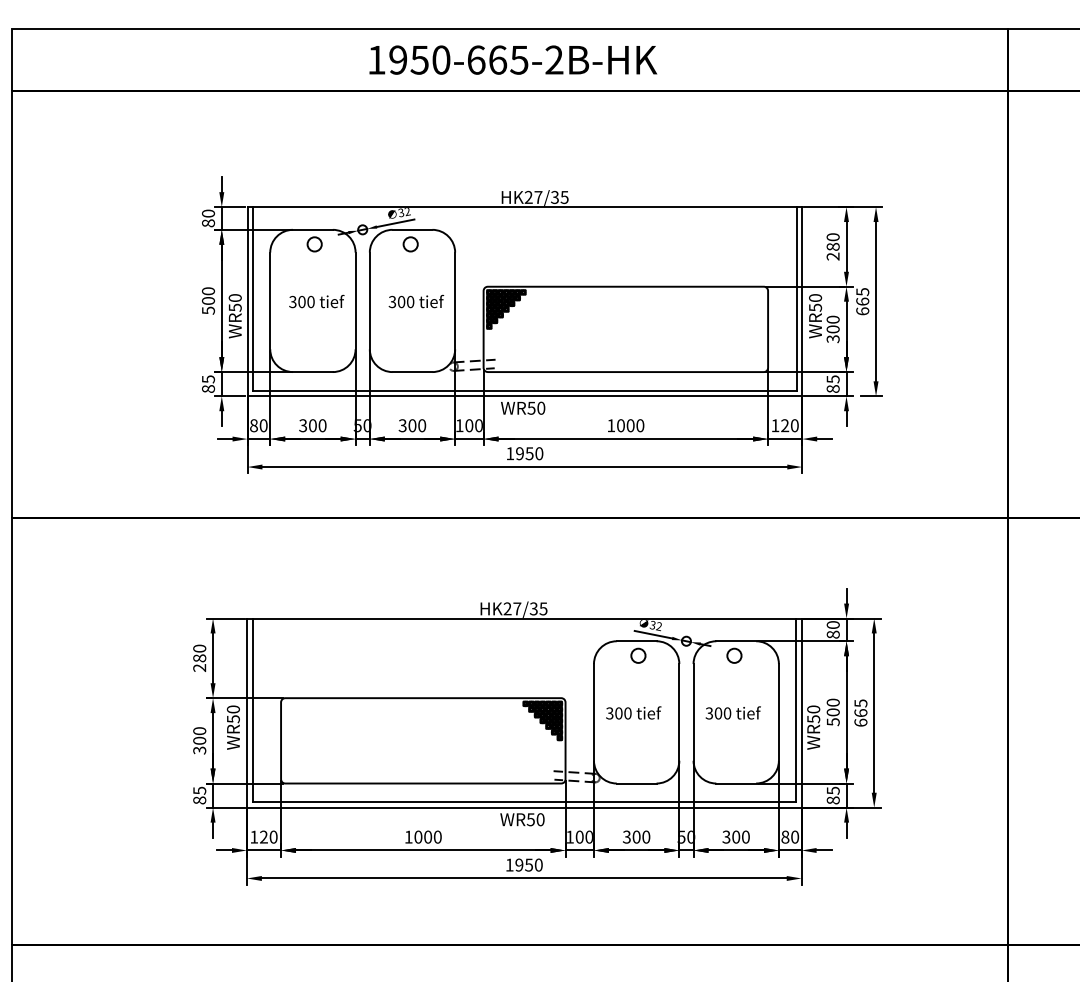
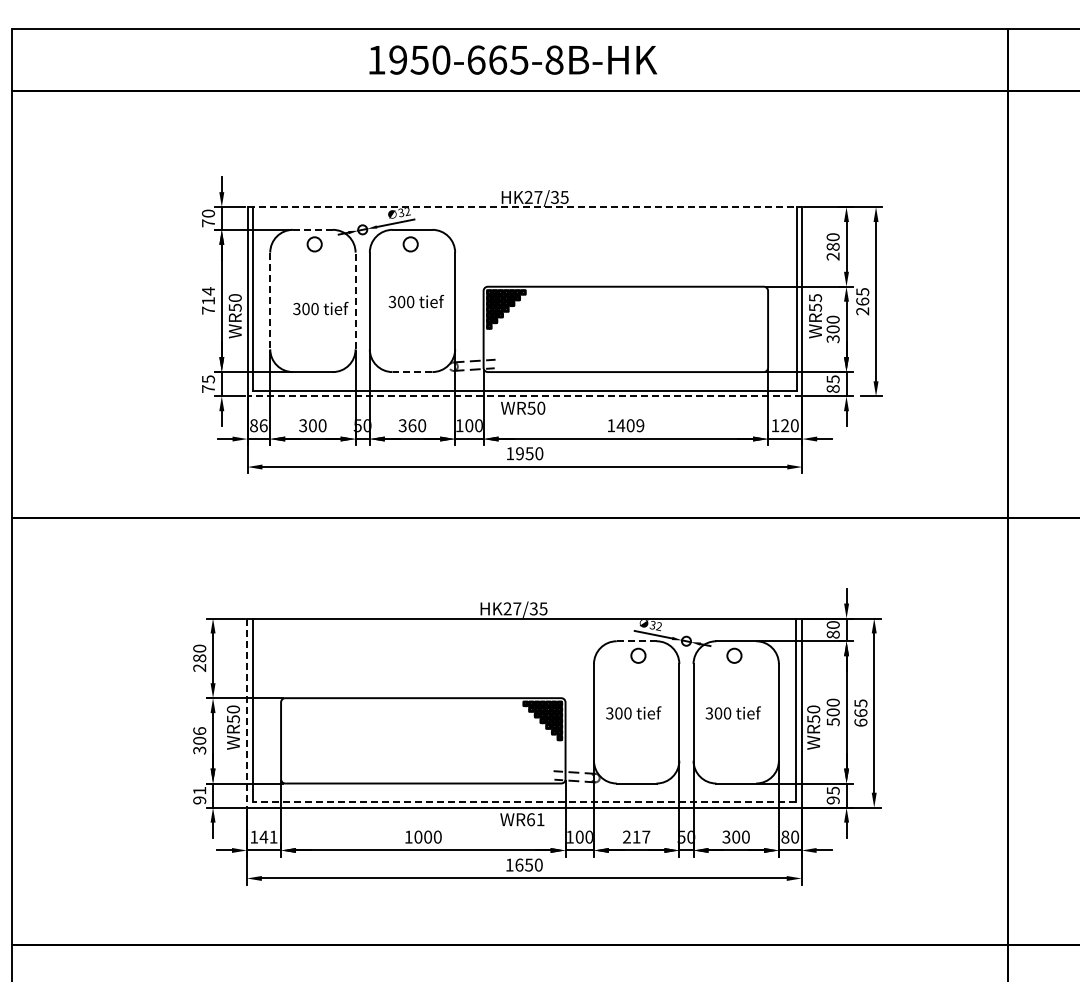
text: 1950-665-2B-HK -> 1950-665-8B-HK (554, 59)
line: solid -> dashed (525, 207)
text: 80 -> 70 (208, 223)
line: solid -> dashed (312, 229)
text: WR50 -> WR55 (815, 298)
text: 500 -> 714 (208, 300)
line: solid -> dashed (355, 300)
line: solid -> dashed (270, 301)
text position: (316, 301) -> (320, 308) (320, 308)
text: 665 -> 265 (862, 311)
line: solid -> dashed (412, 372)
text: 85 -> 75 (208, 388)
line: solid -> dashed (524, 396)
text: 80 -> 86 (263, 425)
text: 300 -> 360 (412, 425)
text: 1000 -> 1409 (630, 425)
line: solid -> dashed (636, 641)
line: solid -> dashed (246, 713)
text: 300 -> 306 (199, 731)
text: 85 -> 91 (199, 795)
text: 85 -> 95 (832, 800)
line: solid -> dashed (524, 802)
text: WR50 -> WR61 (535, 819)
text: 120 -> 141 (268, 836)
text: 300 -> 217 (636, 836)
text: 1950 -> 1650 (519, 864)
